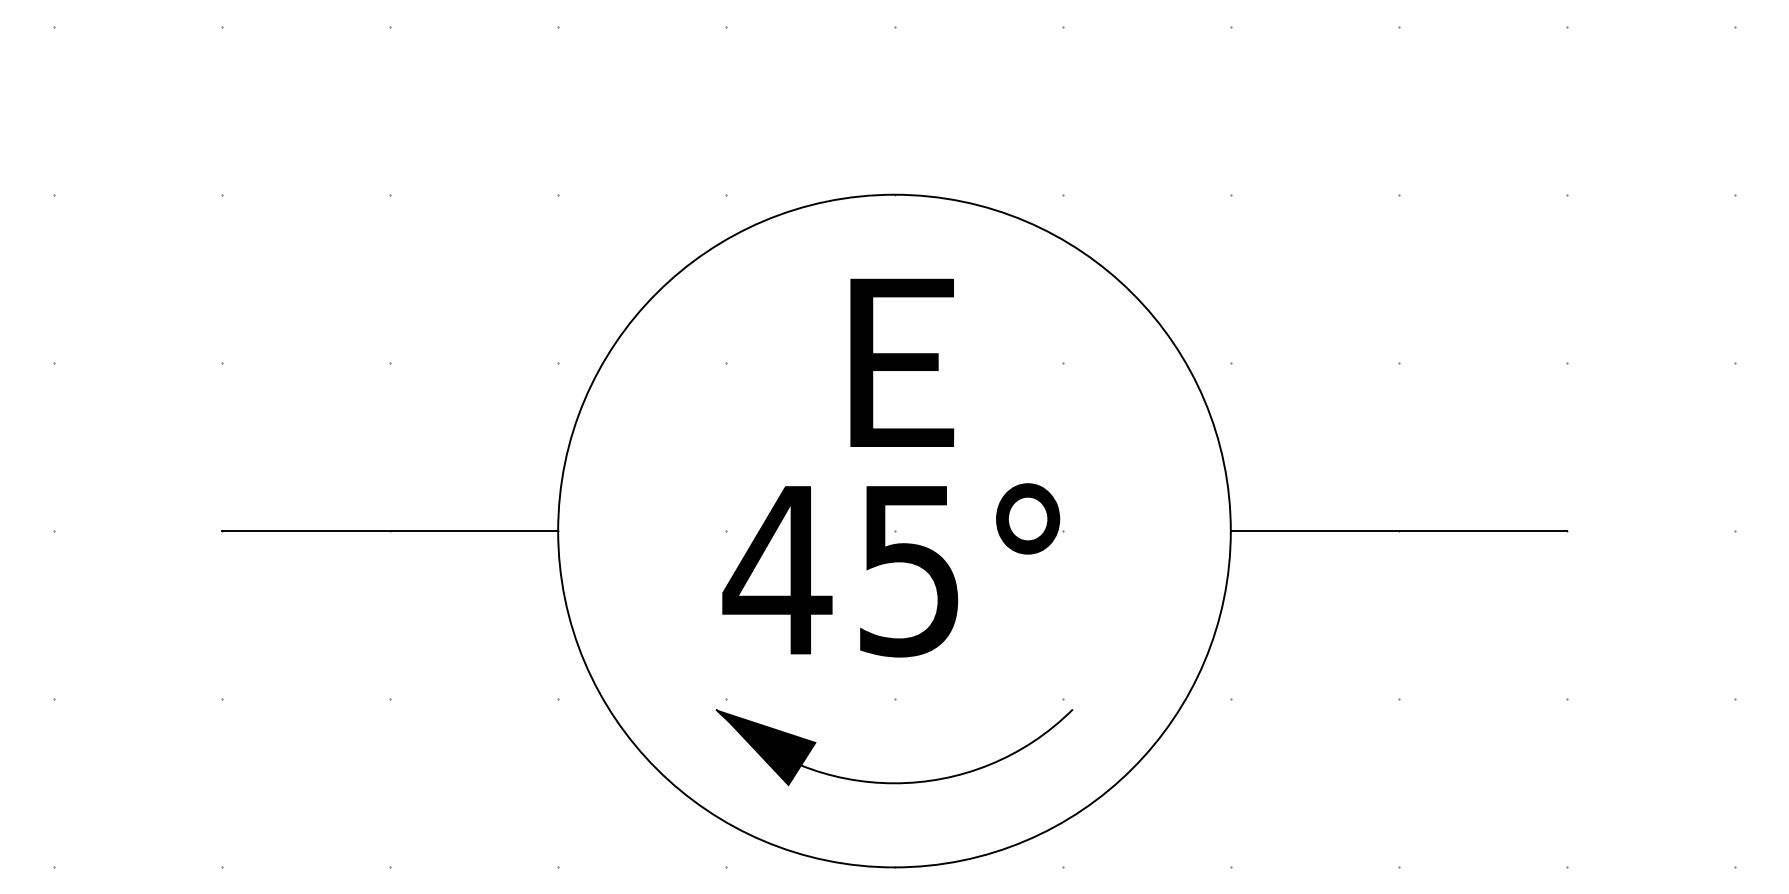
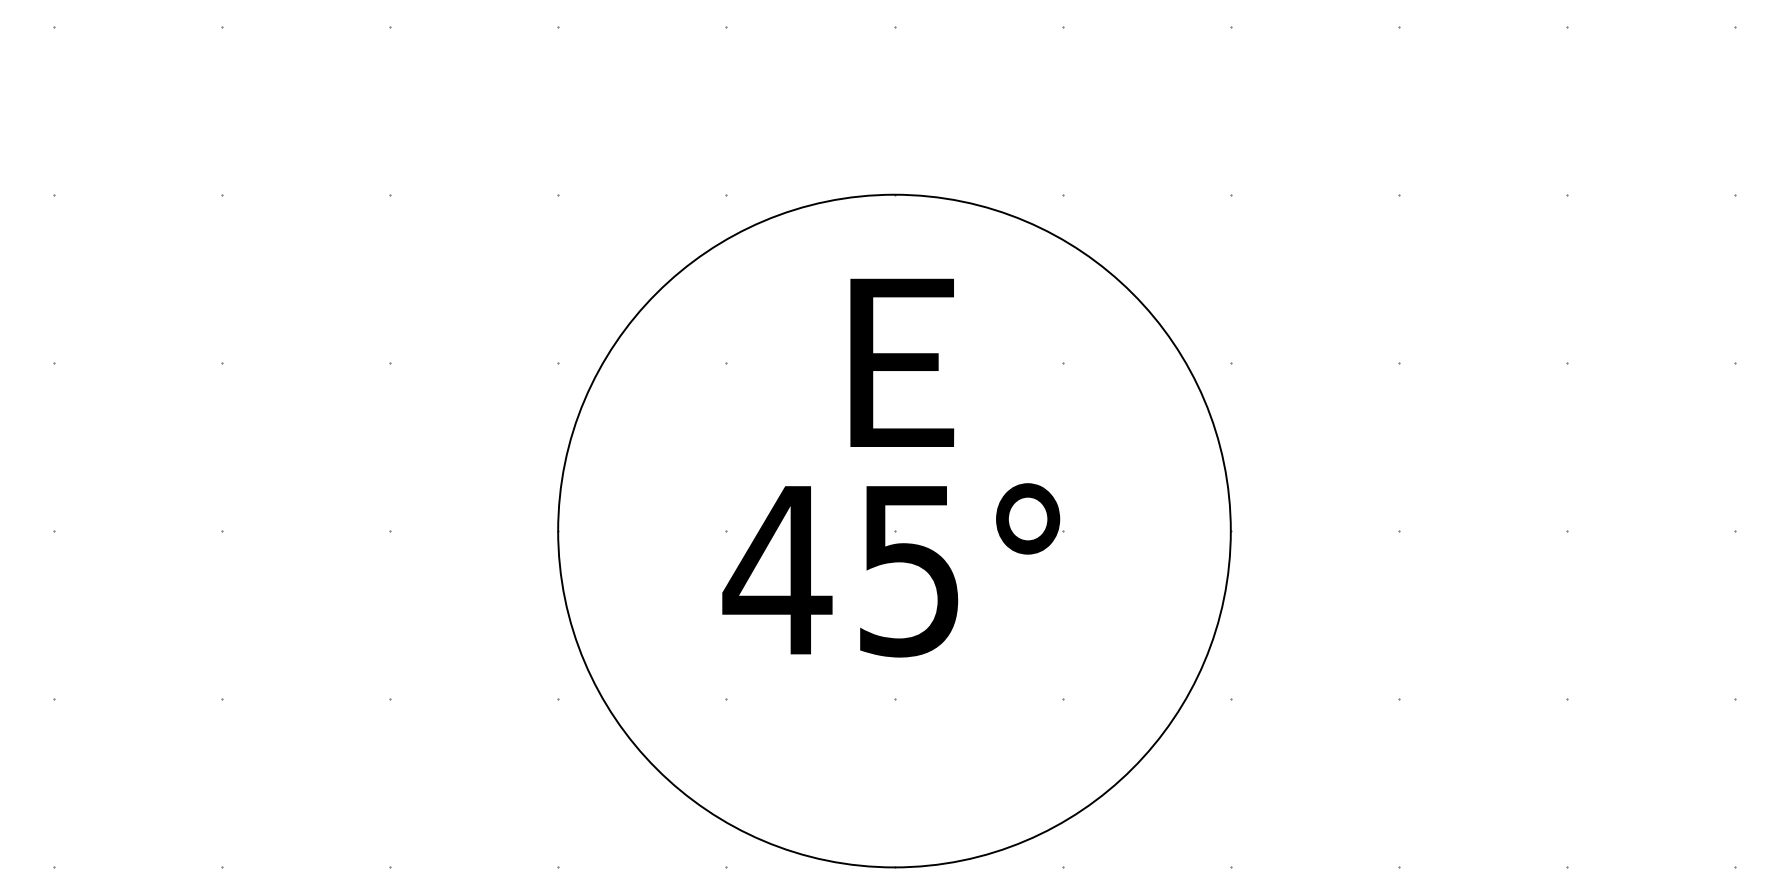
line: present -> none (389, 531)
line: present -> none (1398, 531)
part: present -> none (894, 782)
